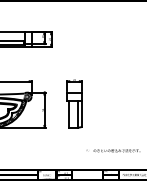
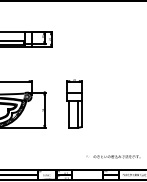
text position: (113, 150) -> (113, 156) (113, 156)
